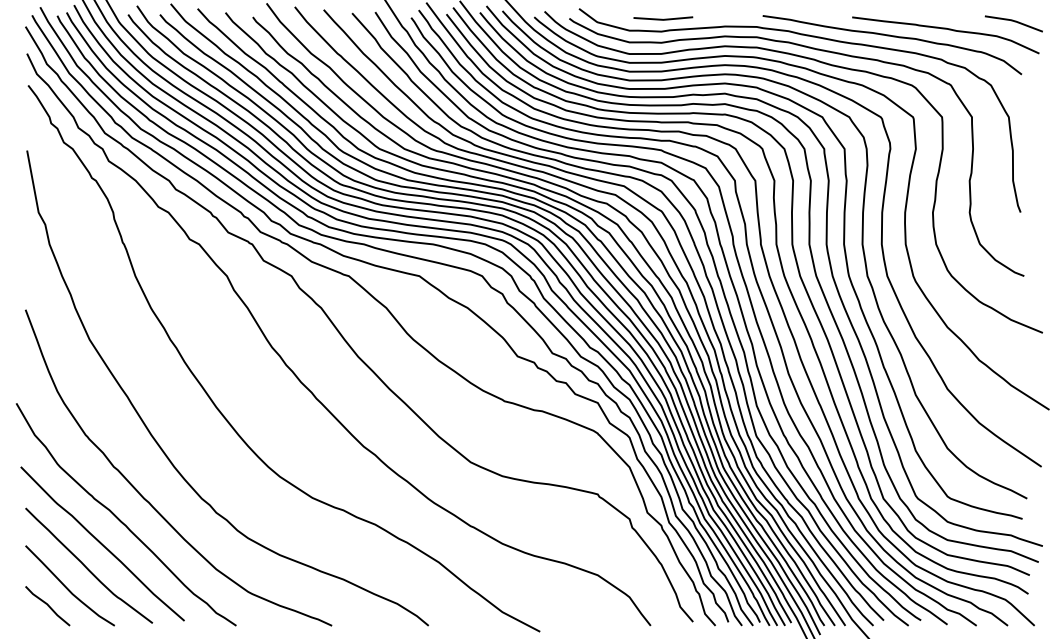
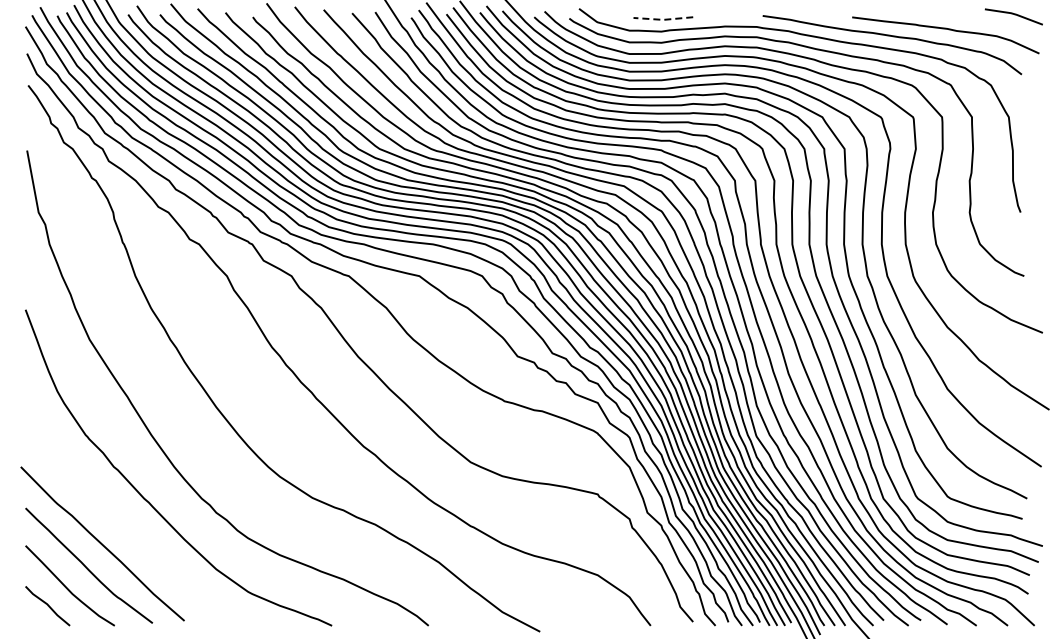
line: solid -> dashed (663, 19)
line position: (1014, 22) -> (1014, 15) (1014, 15)
curve: present -> none (120, 519)
